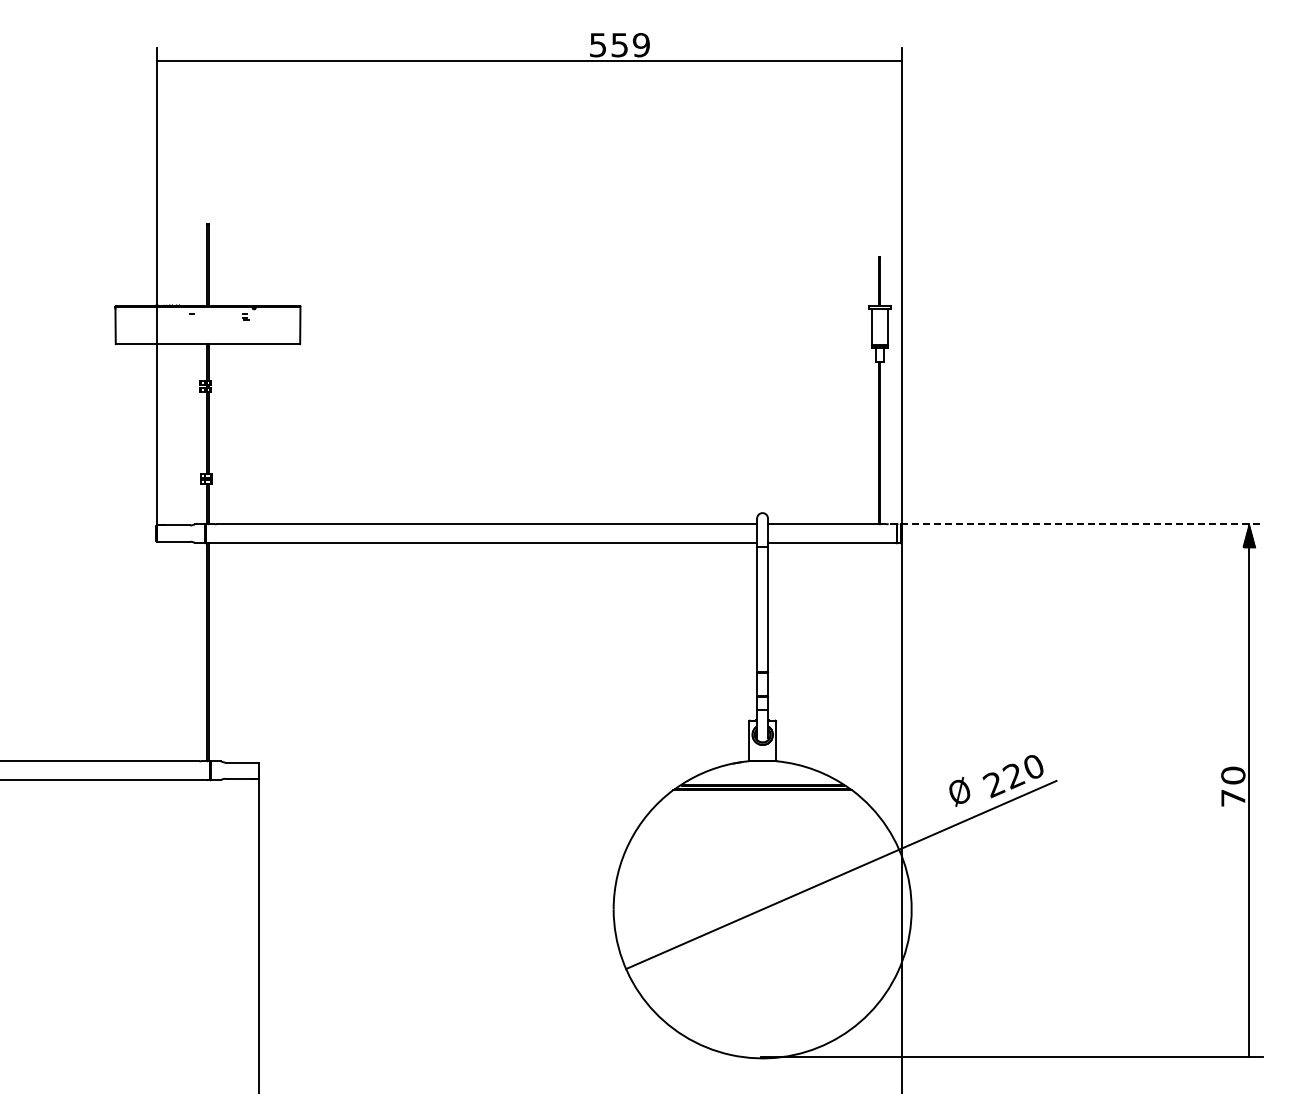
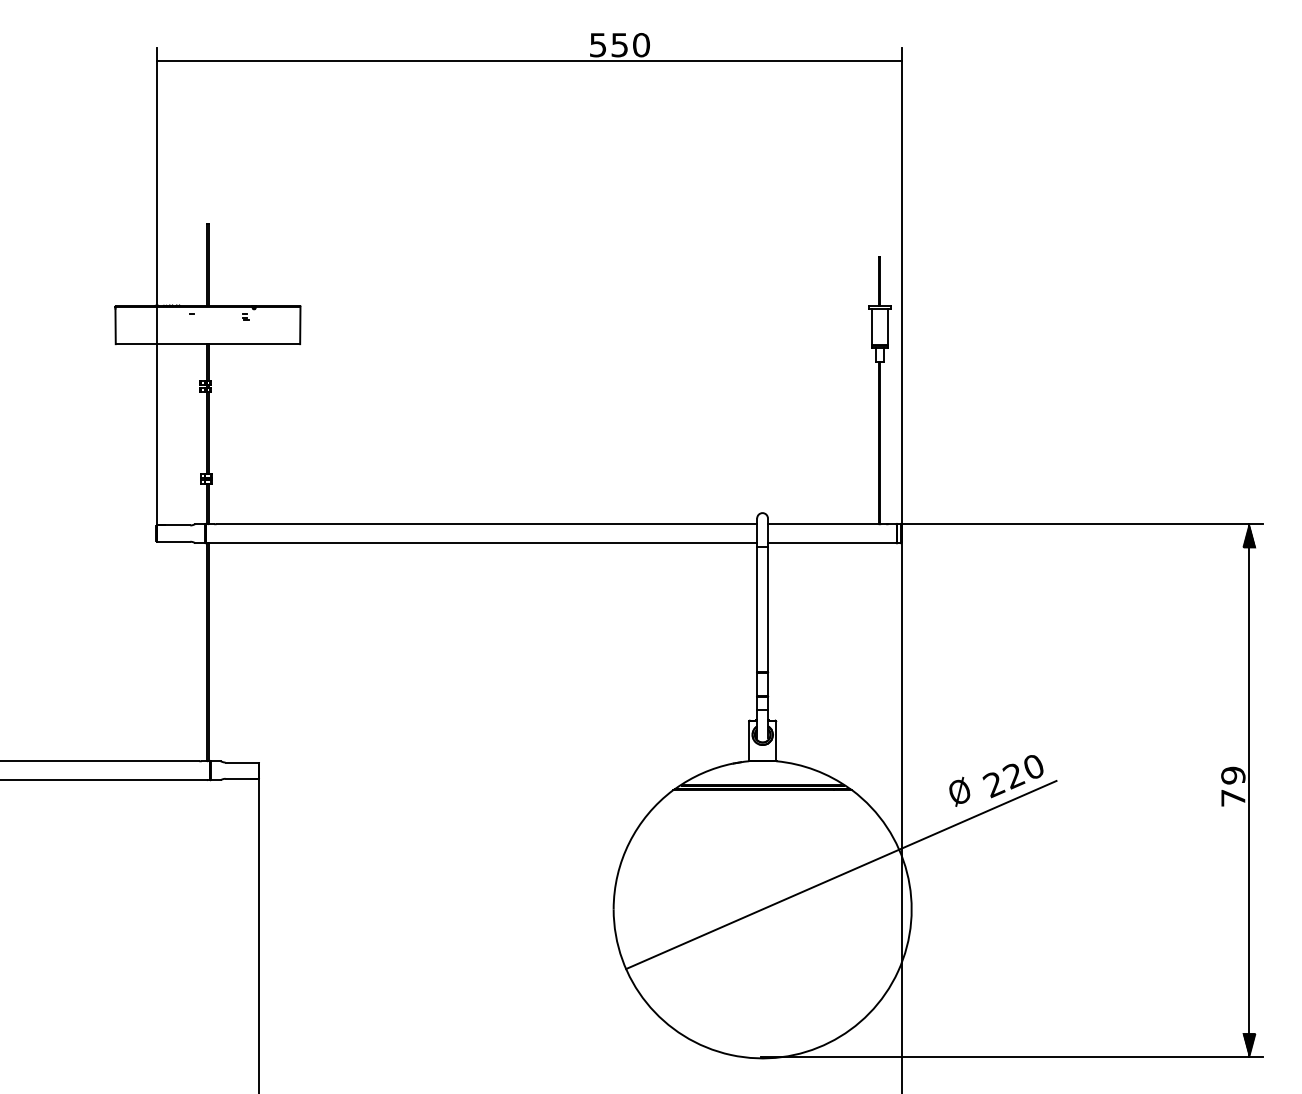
text: 559 -> 550 (640, 45)
line: dashed -> solid (1071, 524)
text: 70 -> 79 (1233, 775)
hatch: none -> present (1249, 1045)
